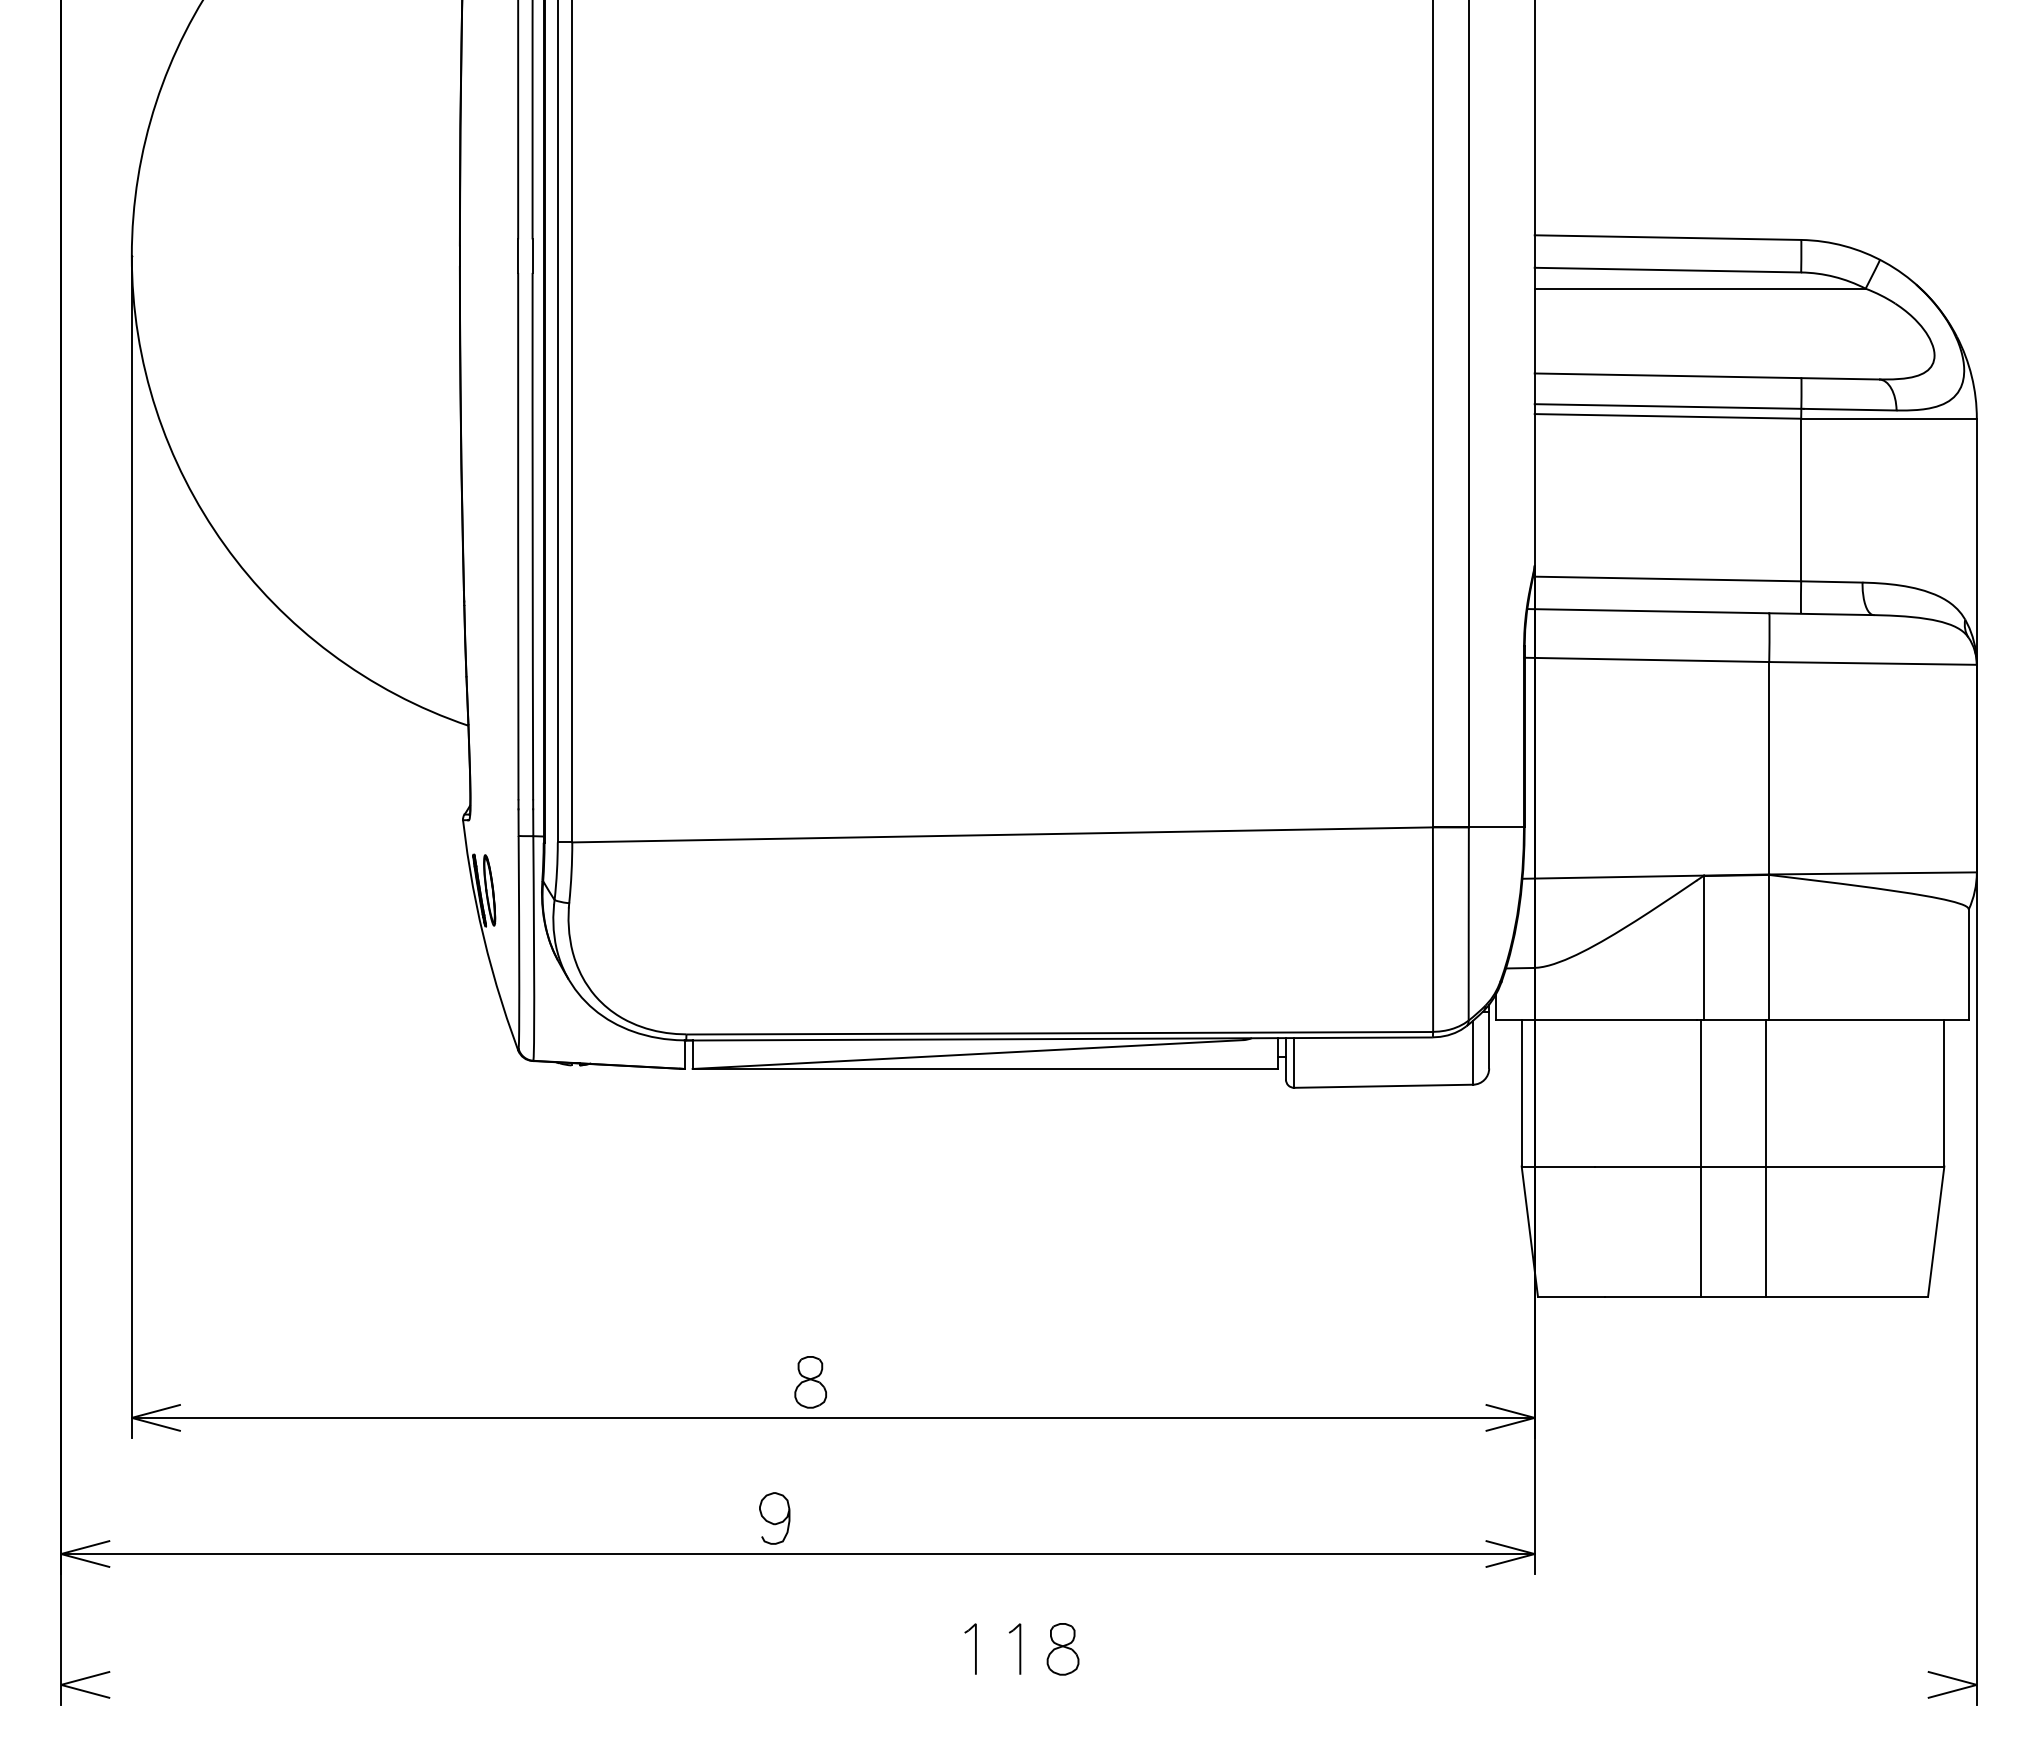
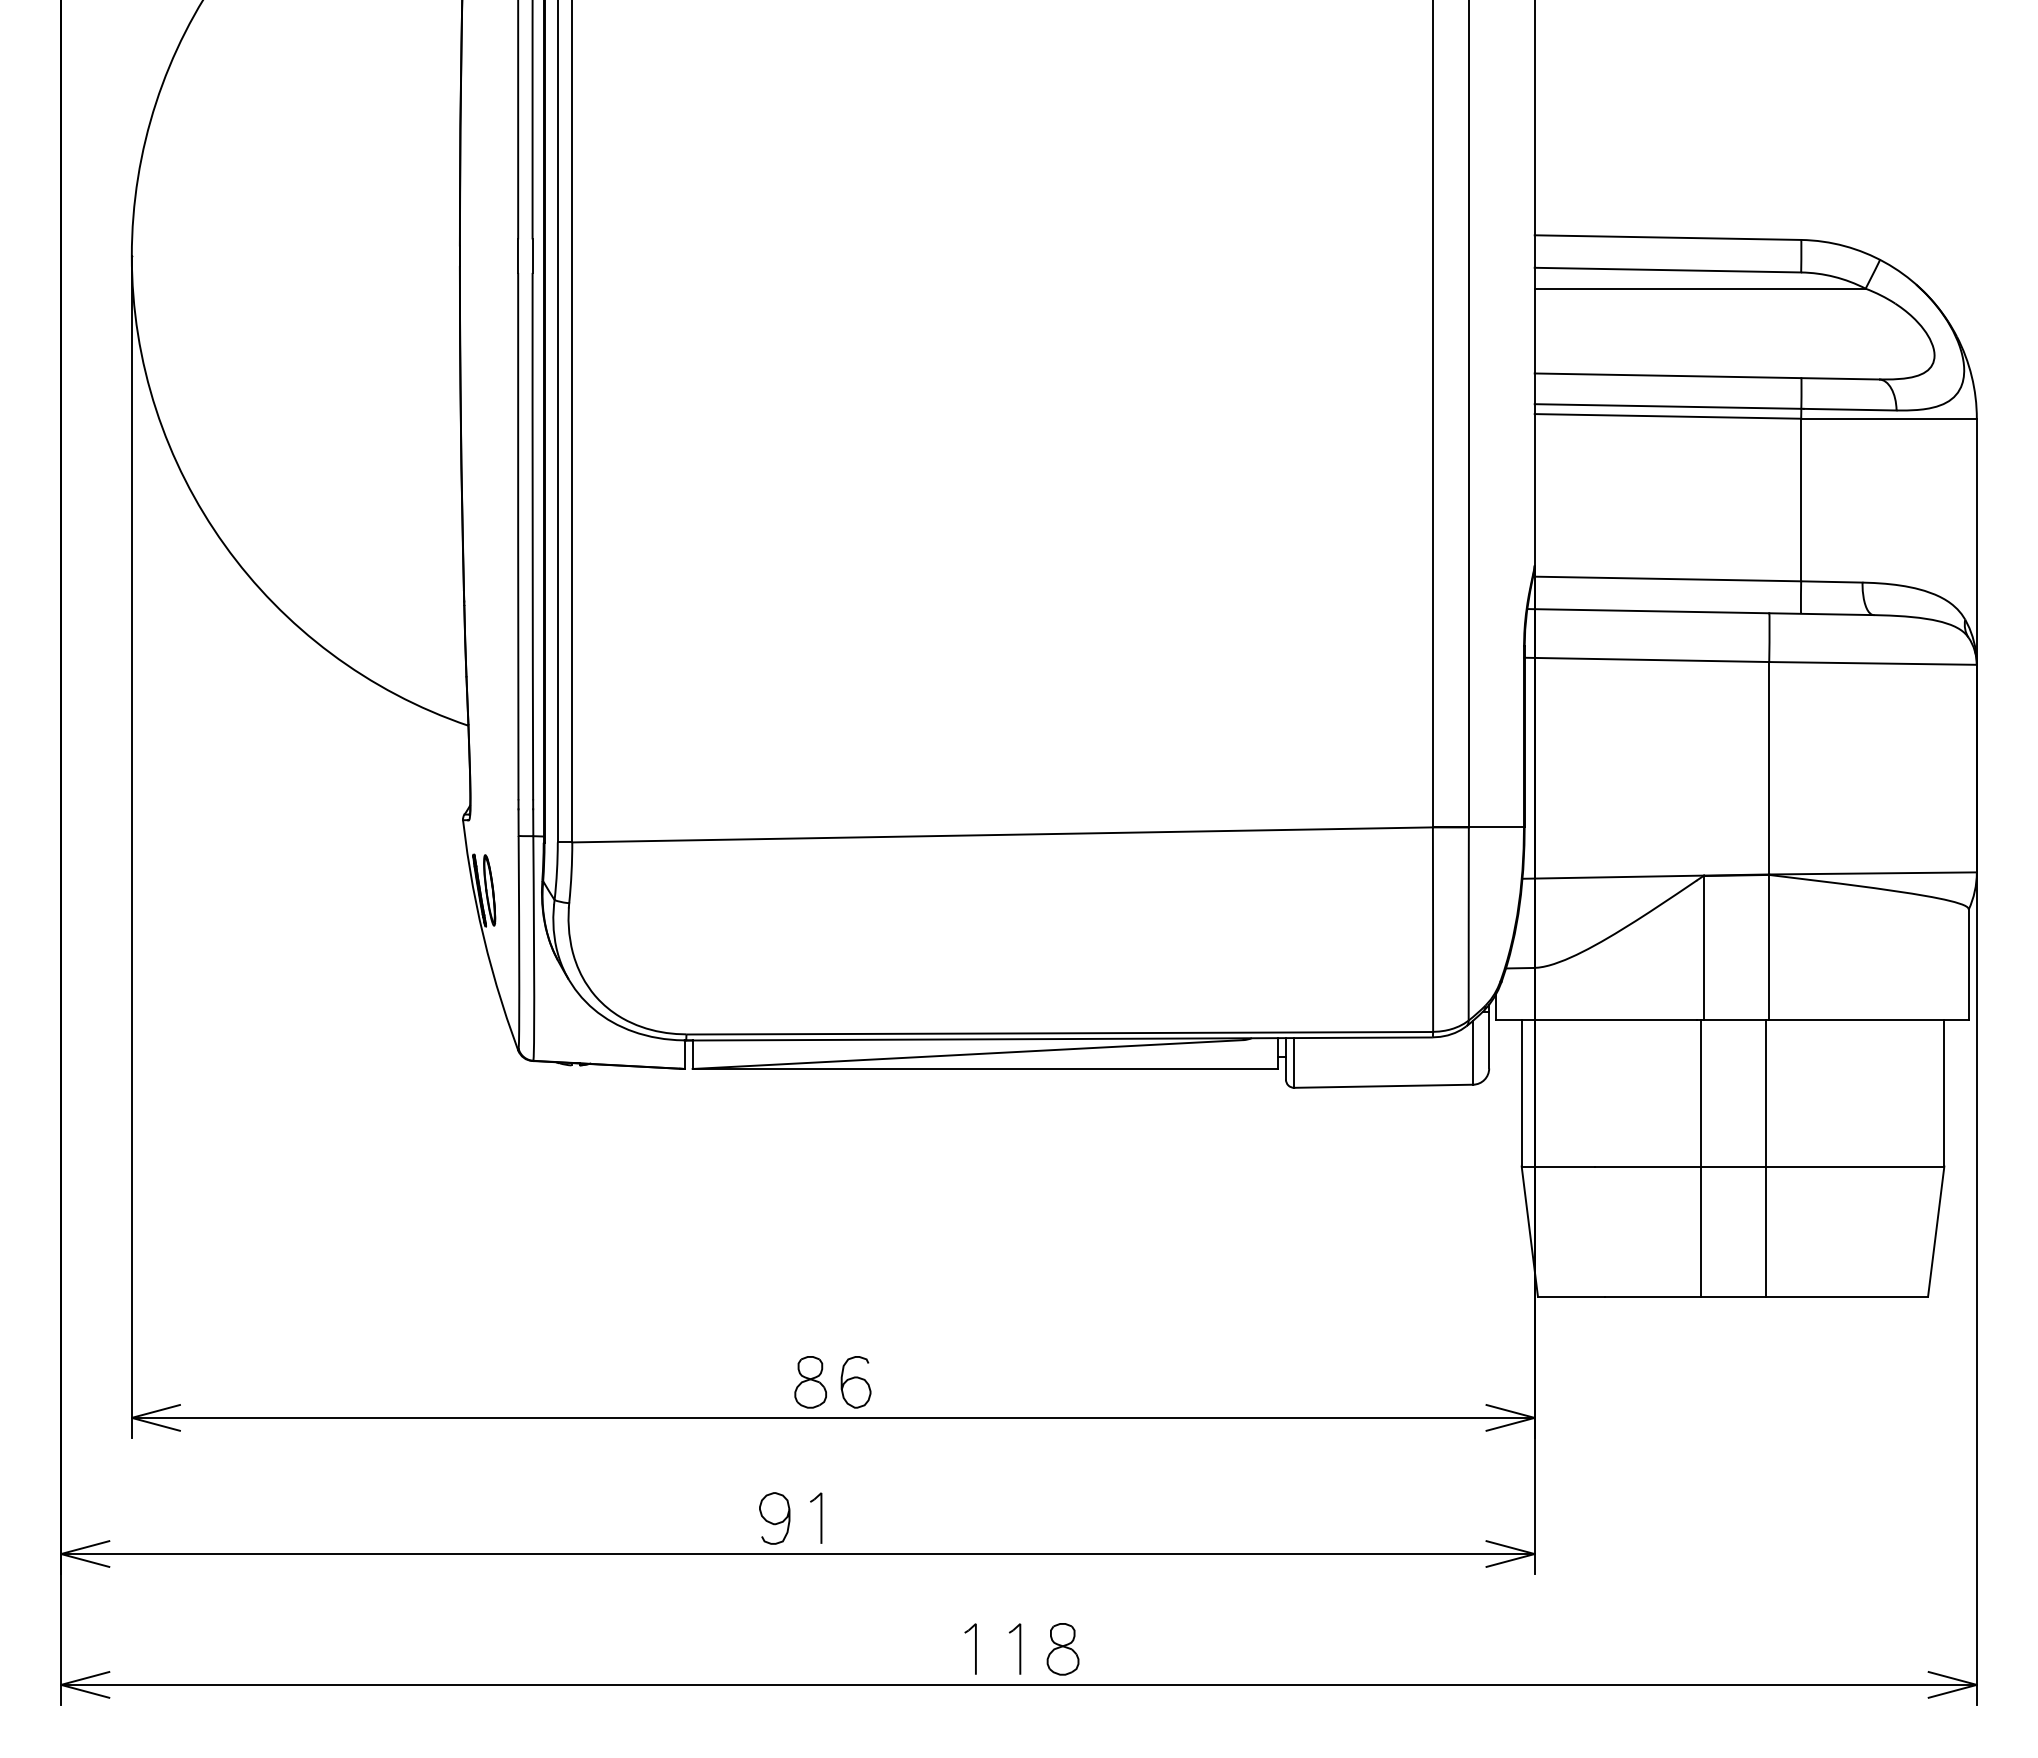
curve: none -> present (855, 1378)
part: none -> present (816, 1517)
line: none -> present (1018, 1684)
